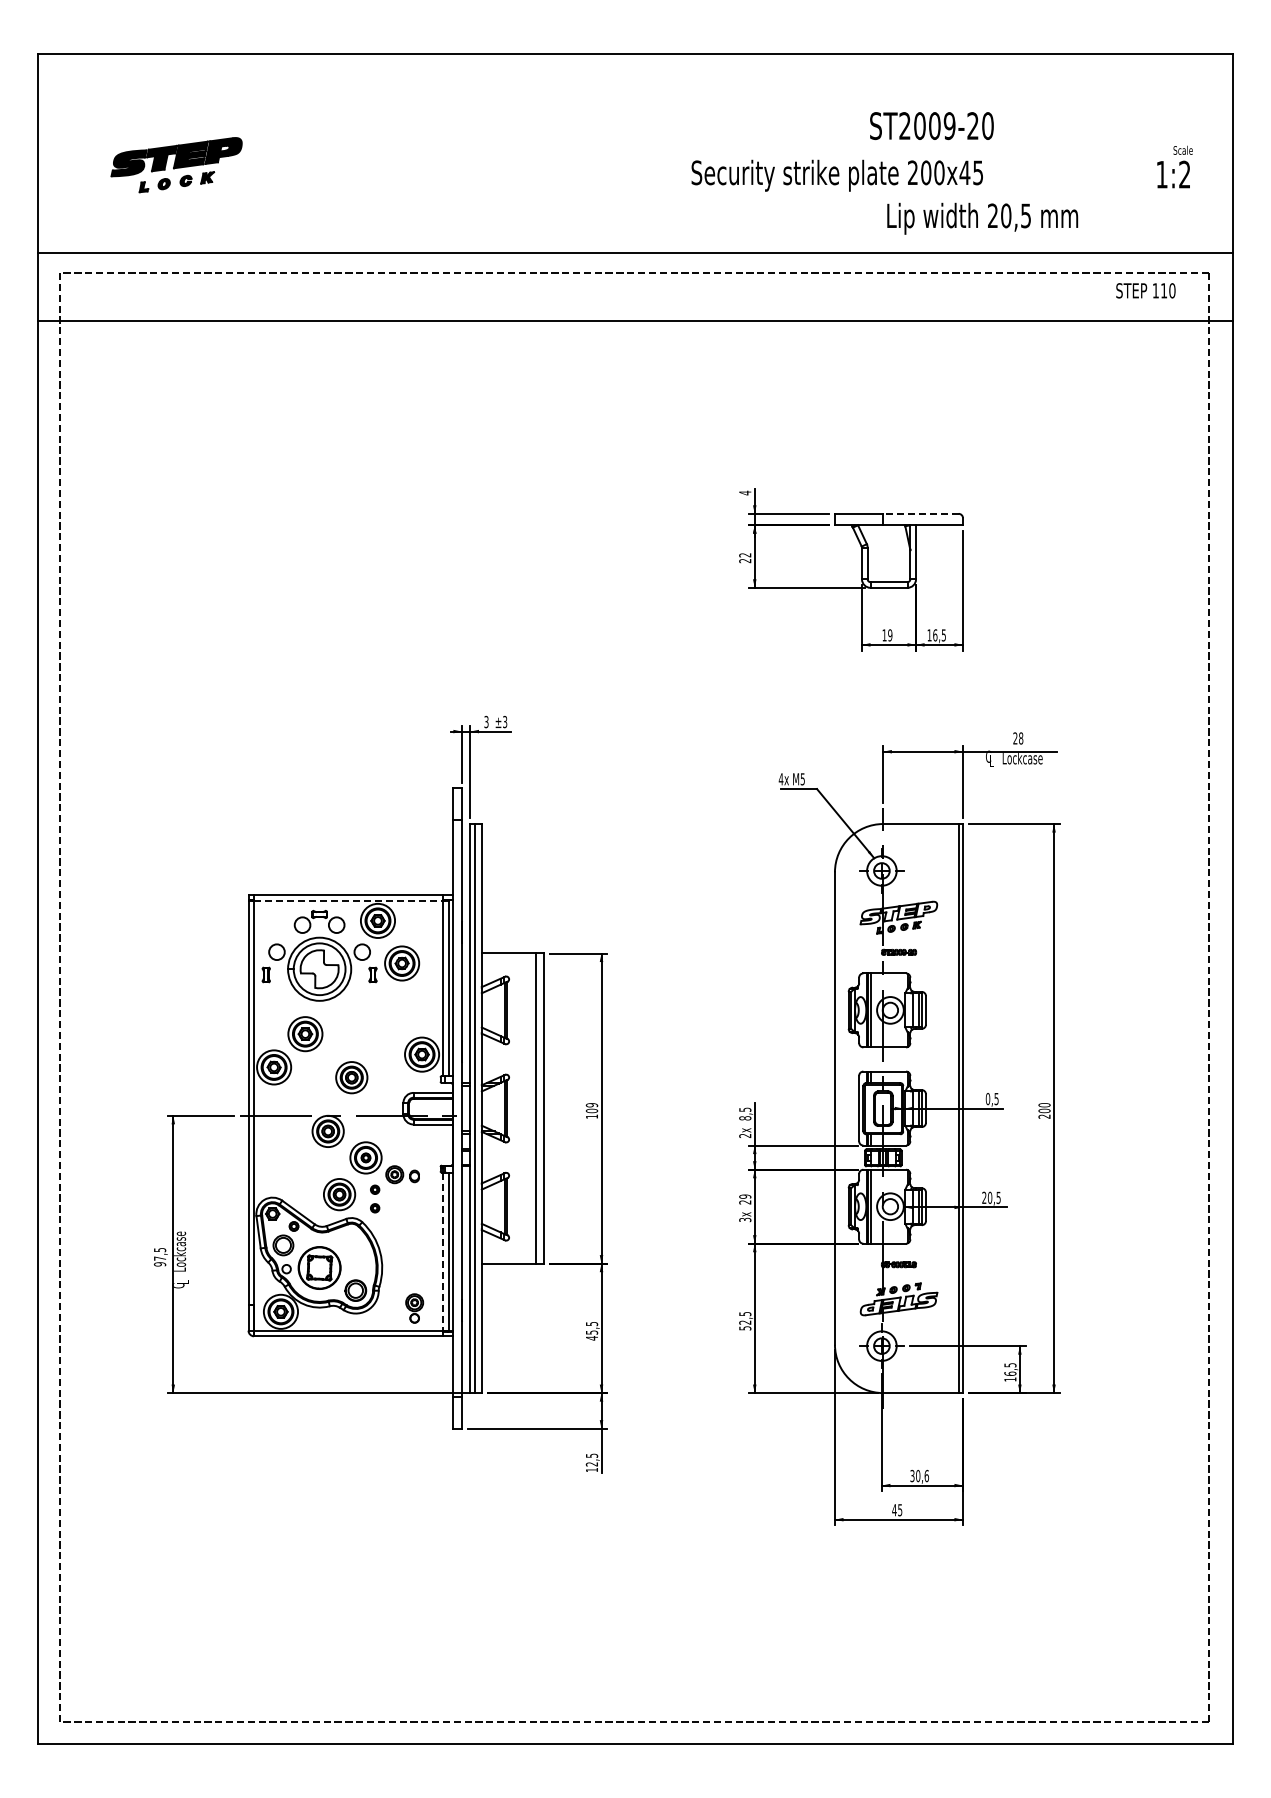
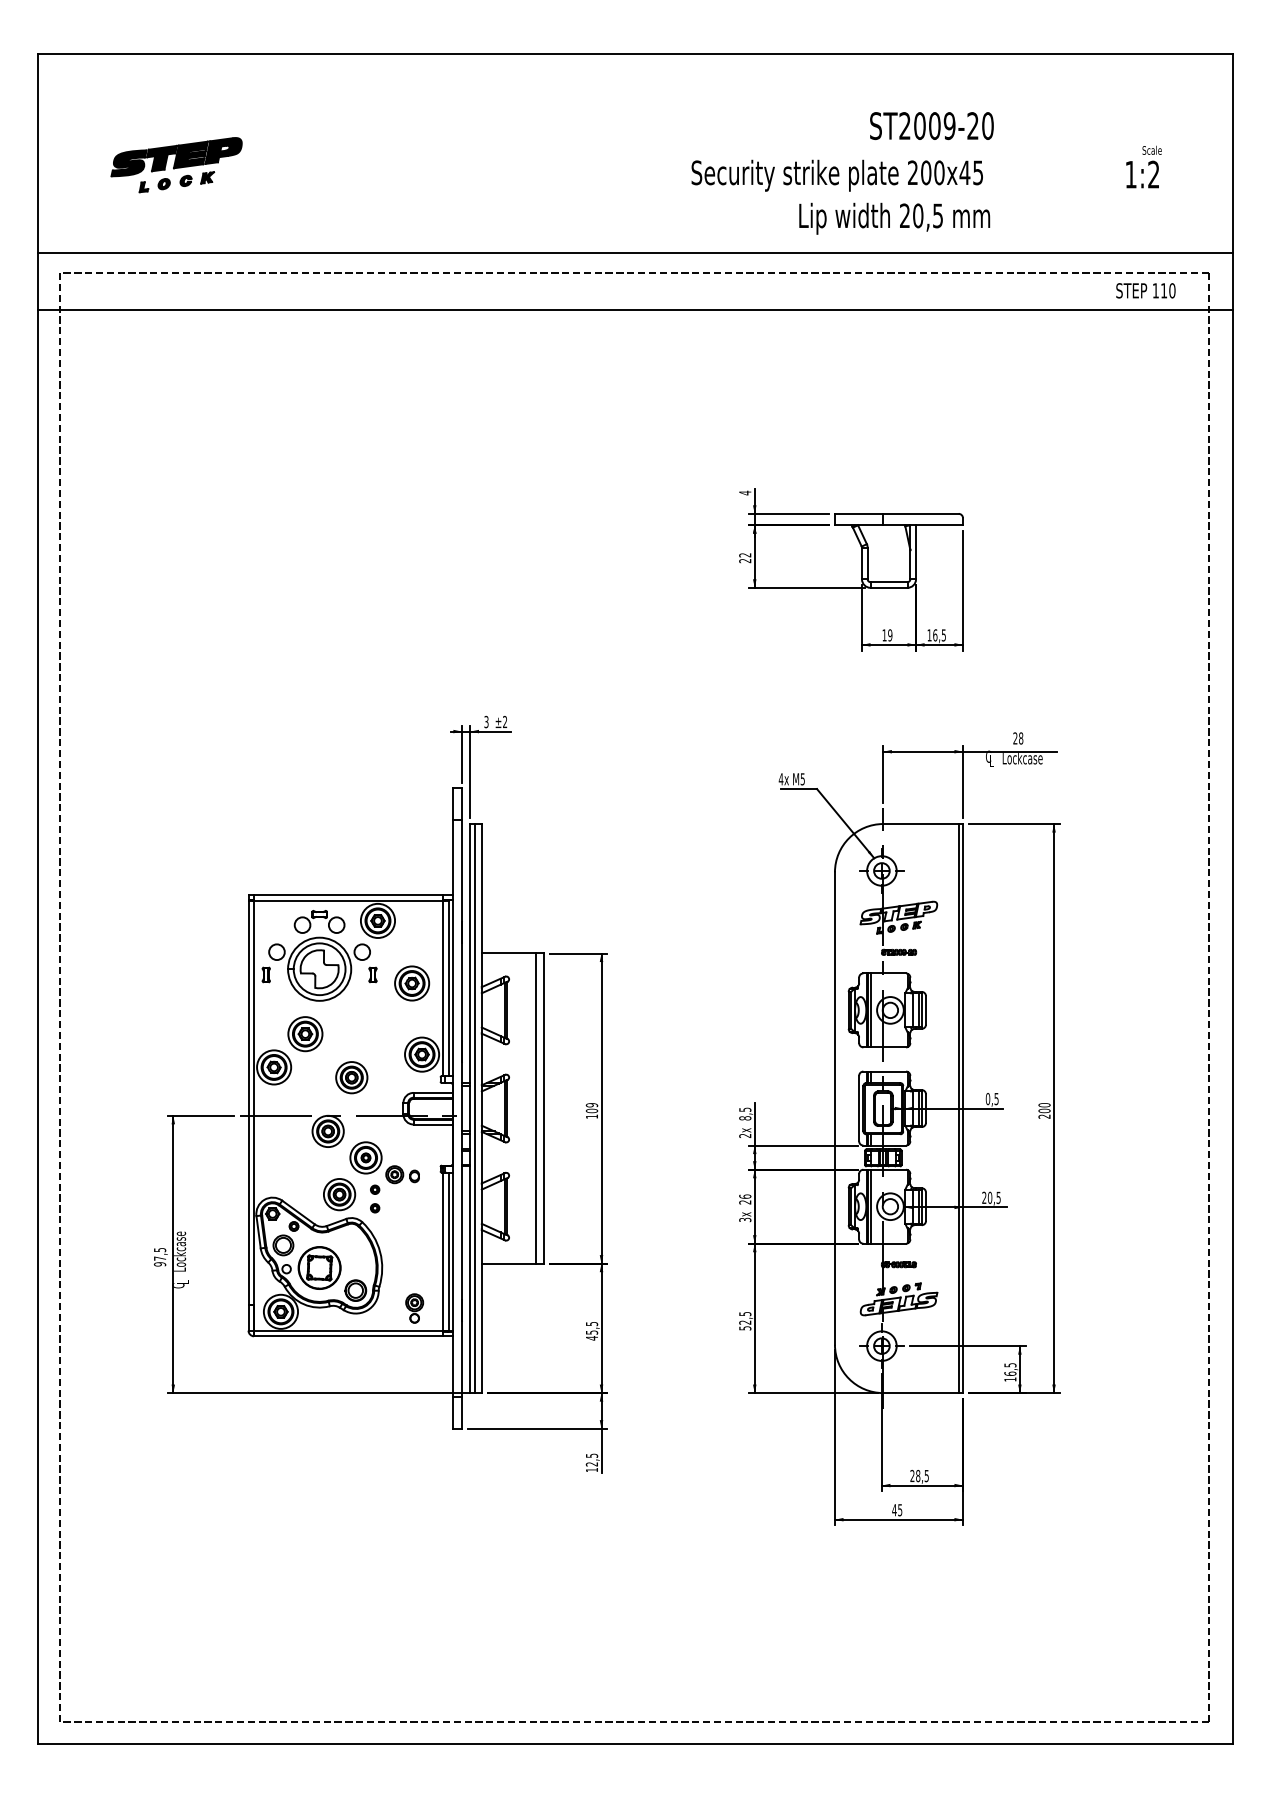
text position: (1174, 166) -> (1143, 166) (1143, 166)
text position: (982, 218) -> (894, 218) (894, 218)
line position: (635, 321) -> (635, 310) (635, 310)
line: dashed -> solid (921, 513)
text: ±3 -> ±2 (505, 722)
line: dashed -> solid (348, 901)
part position: (402, 963) -> (412, 983) (412, 983)
text: 29 -> 26 (745, 1196)
line: dashed -> solid (443, 1251)
text: 30,6 -> 28,5 (919, 1475)
